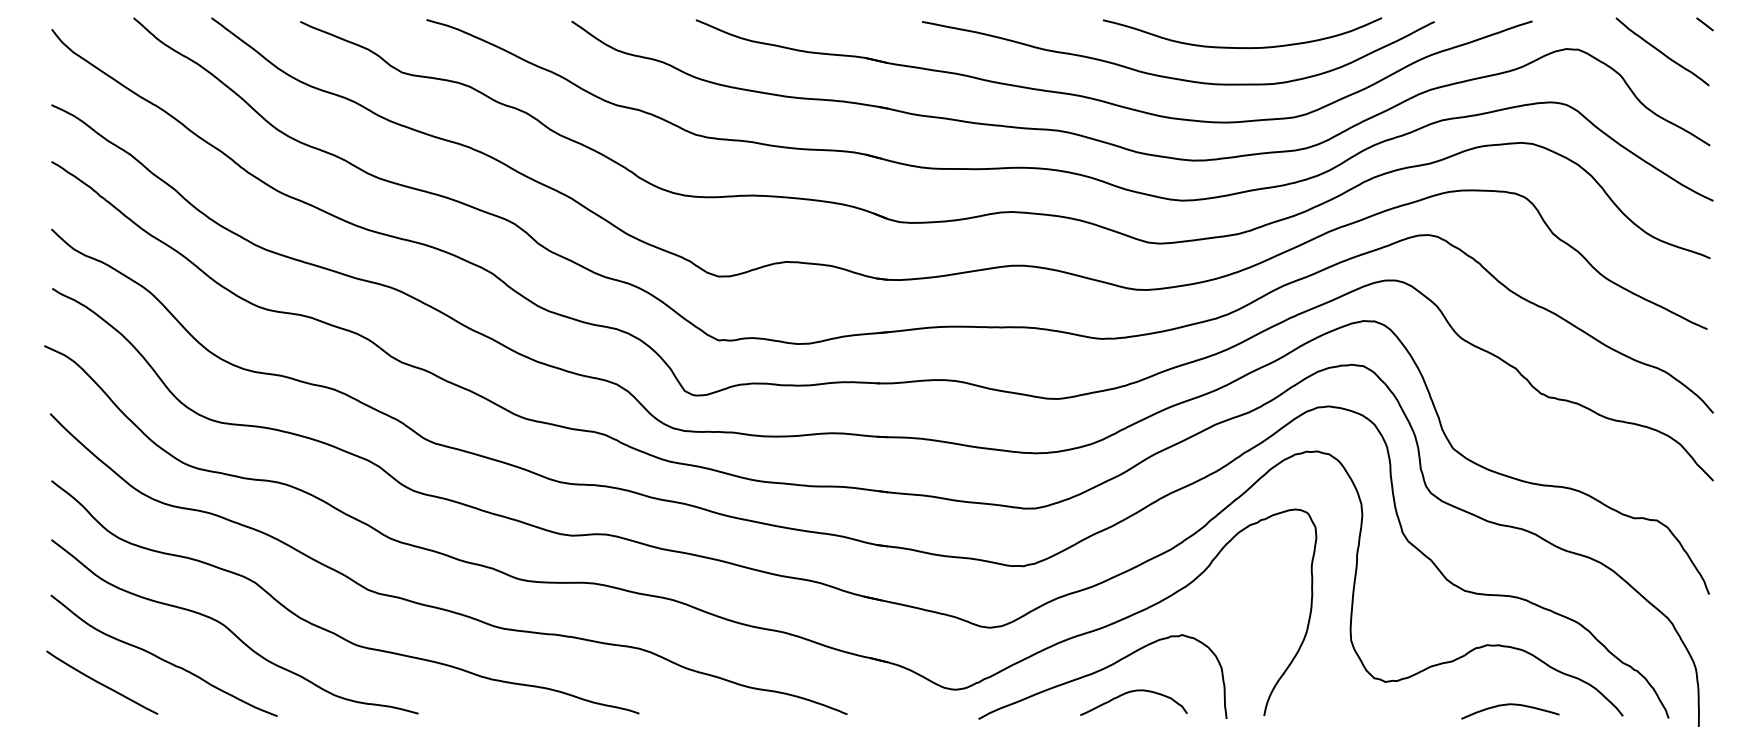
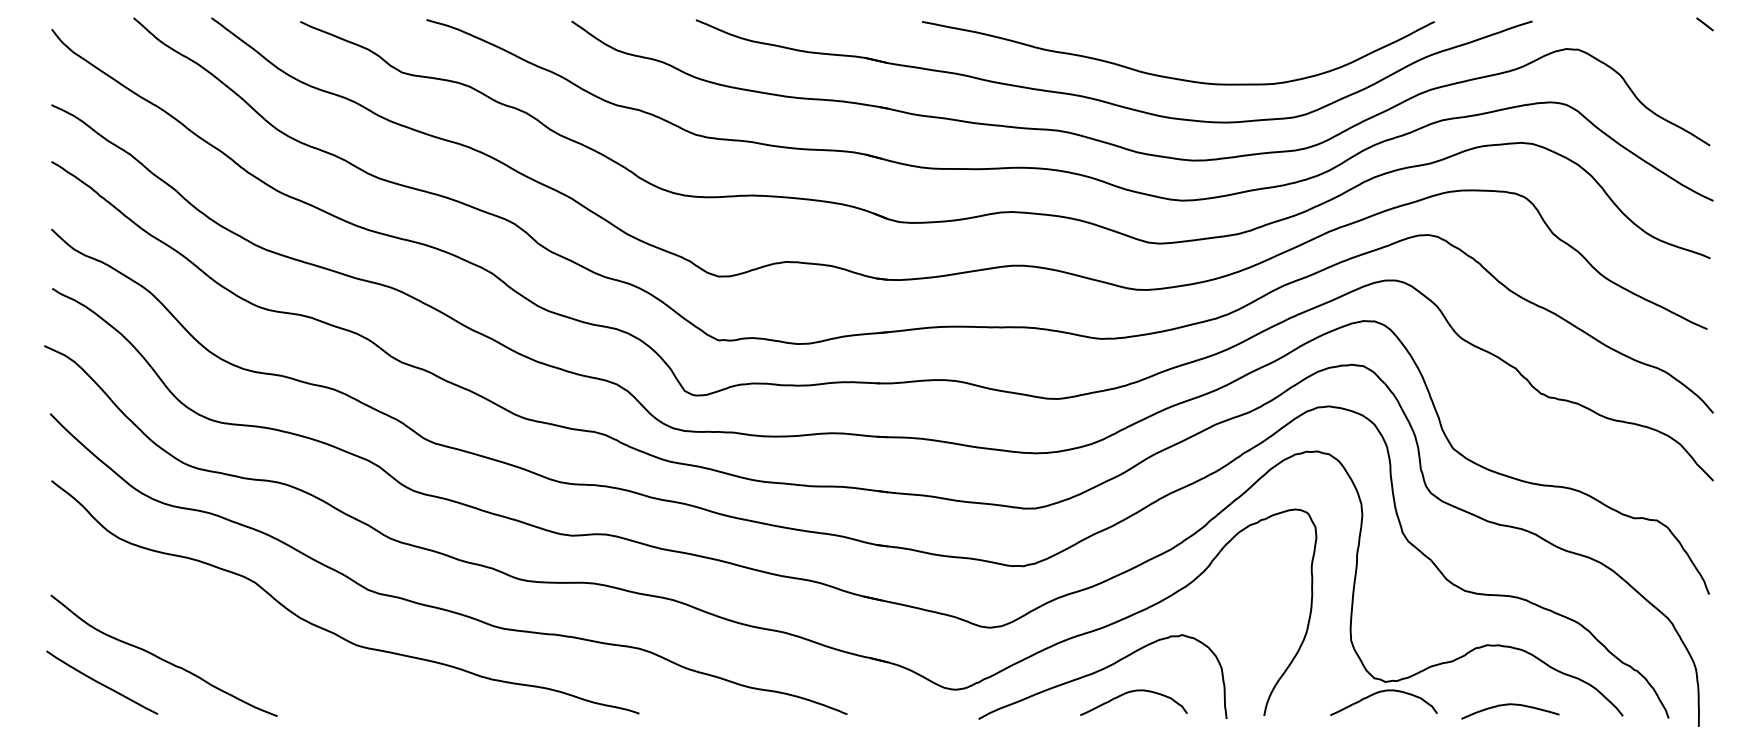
curve: present -> none (1242, 47)
curve: present -> none (1661, 51)
curve: present -> none (230, 629)
curve: none -> present (1382, 692)
